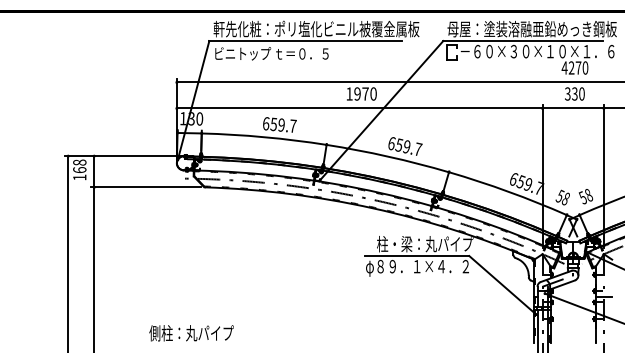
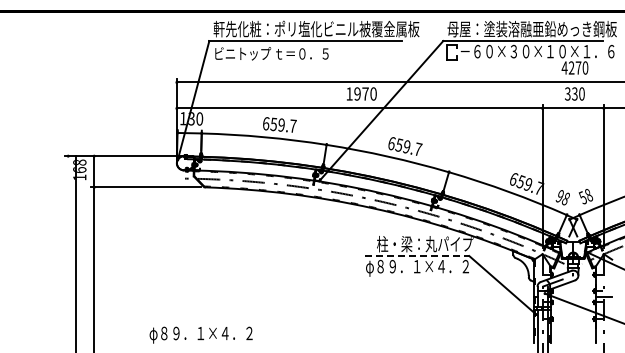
text: 58 -> 98 (559, 195)
line position: (68, 252) -> (76, 252) (76, 252)
line: solid -> dashed (417, 256)
text: 側柱：丸パイプ -> φ８９．１×４．２ (200, 334)
